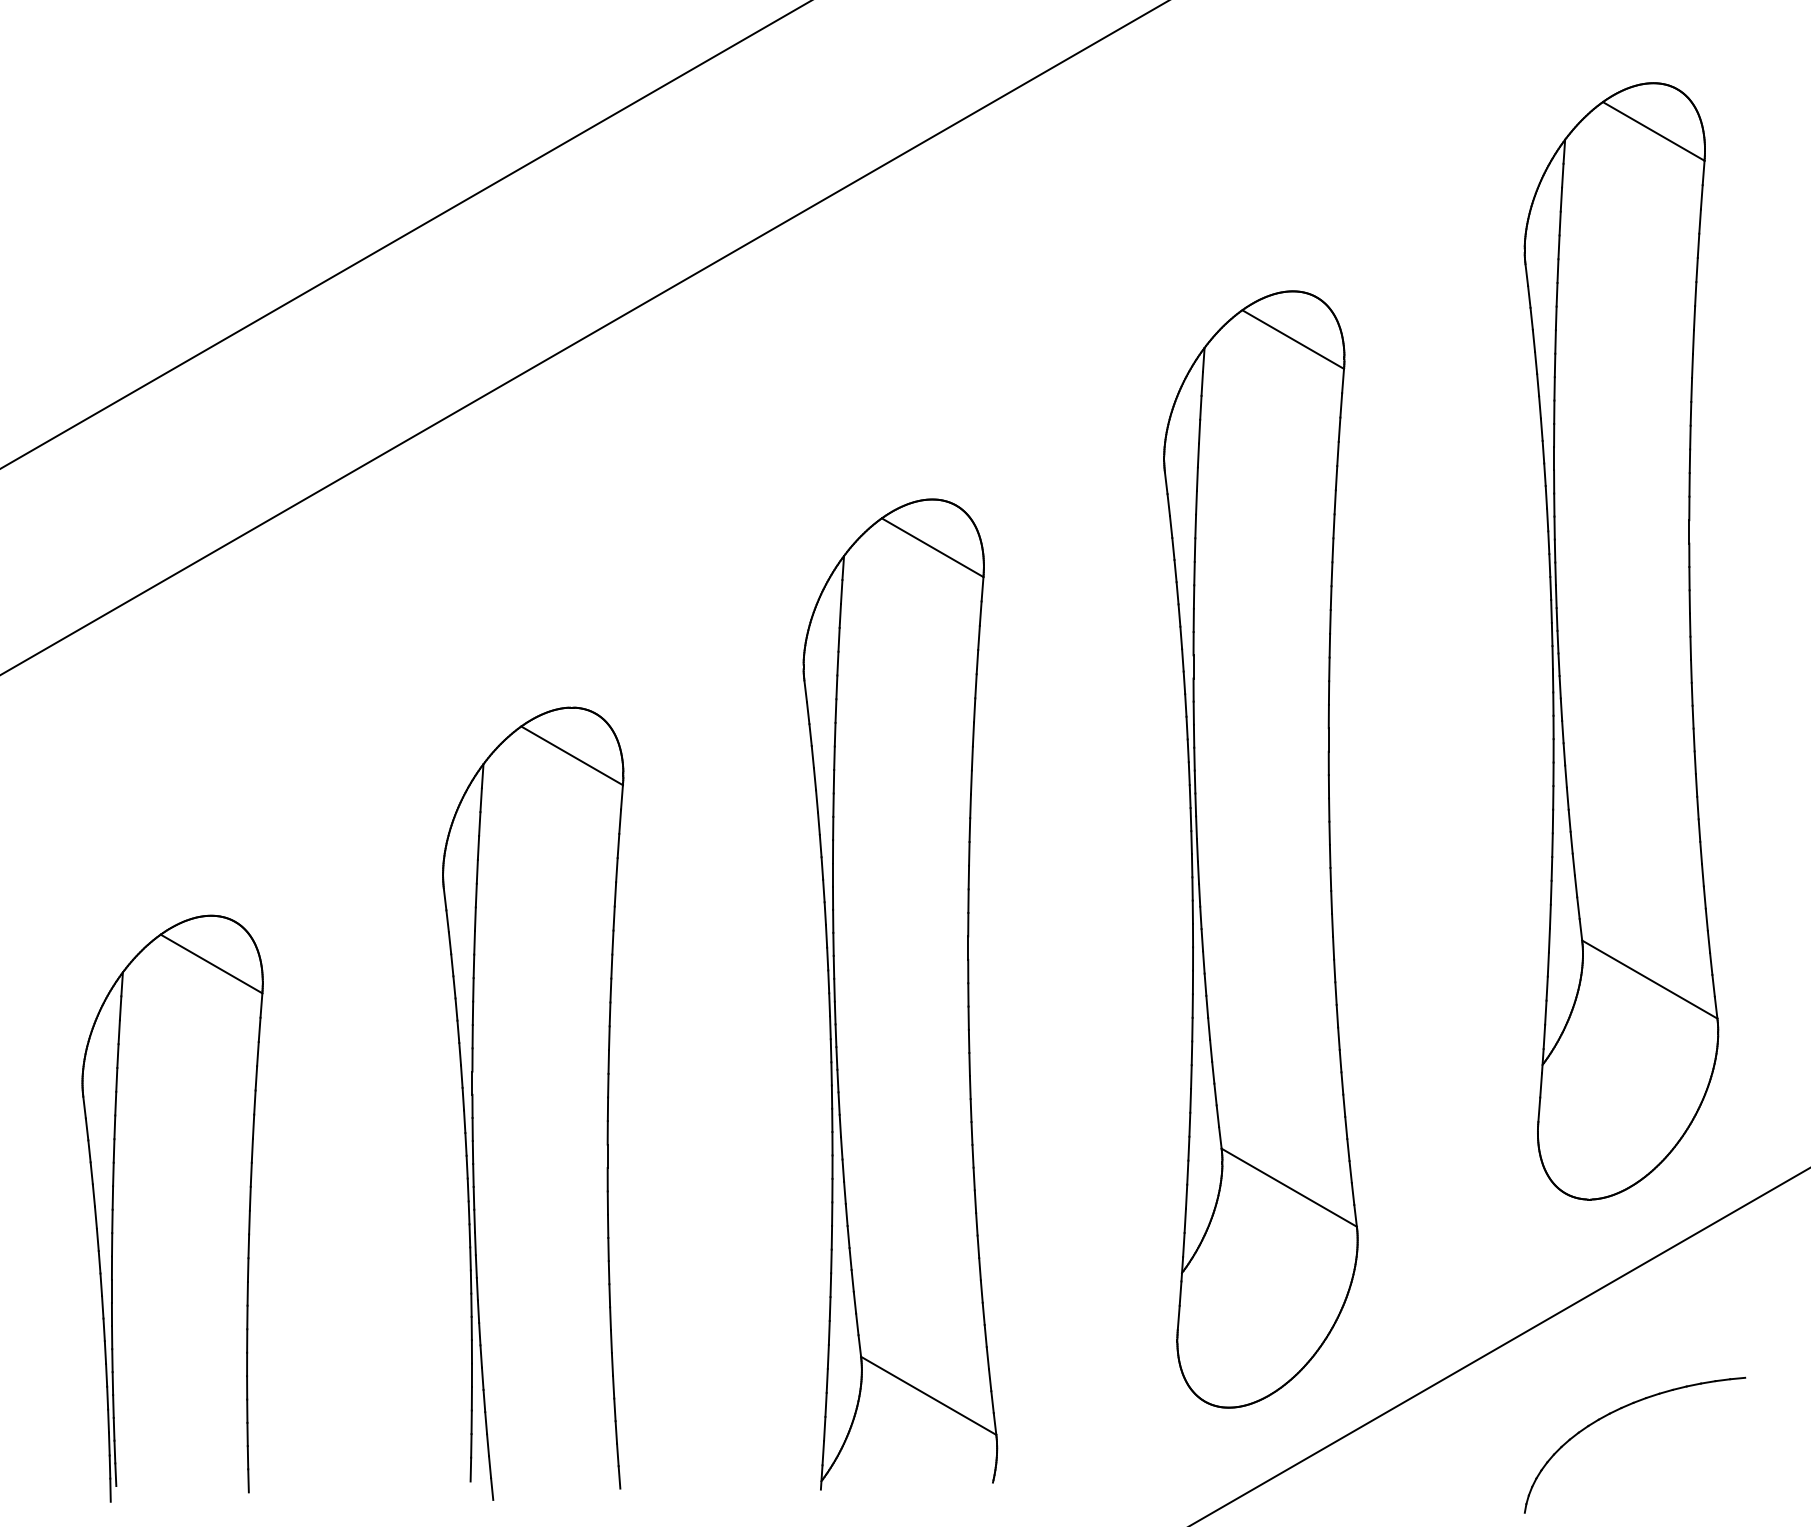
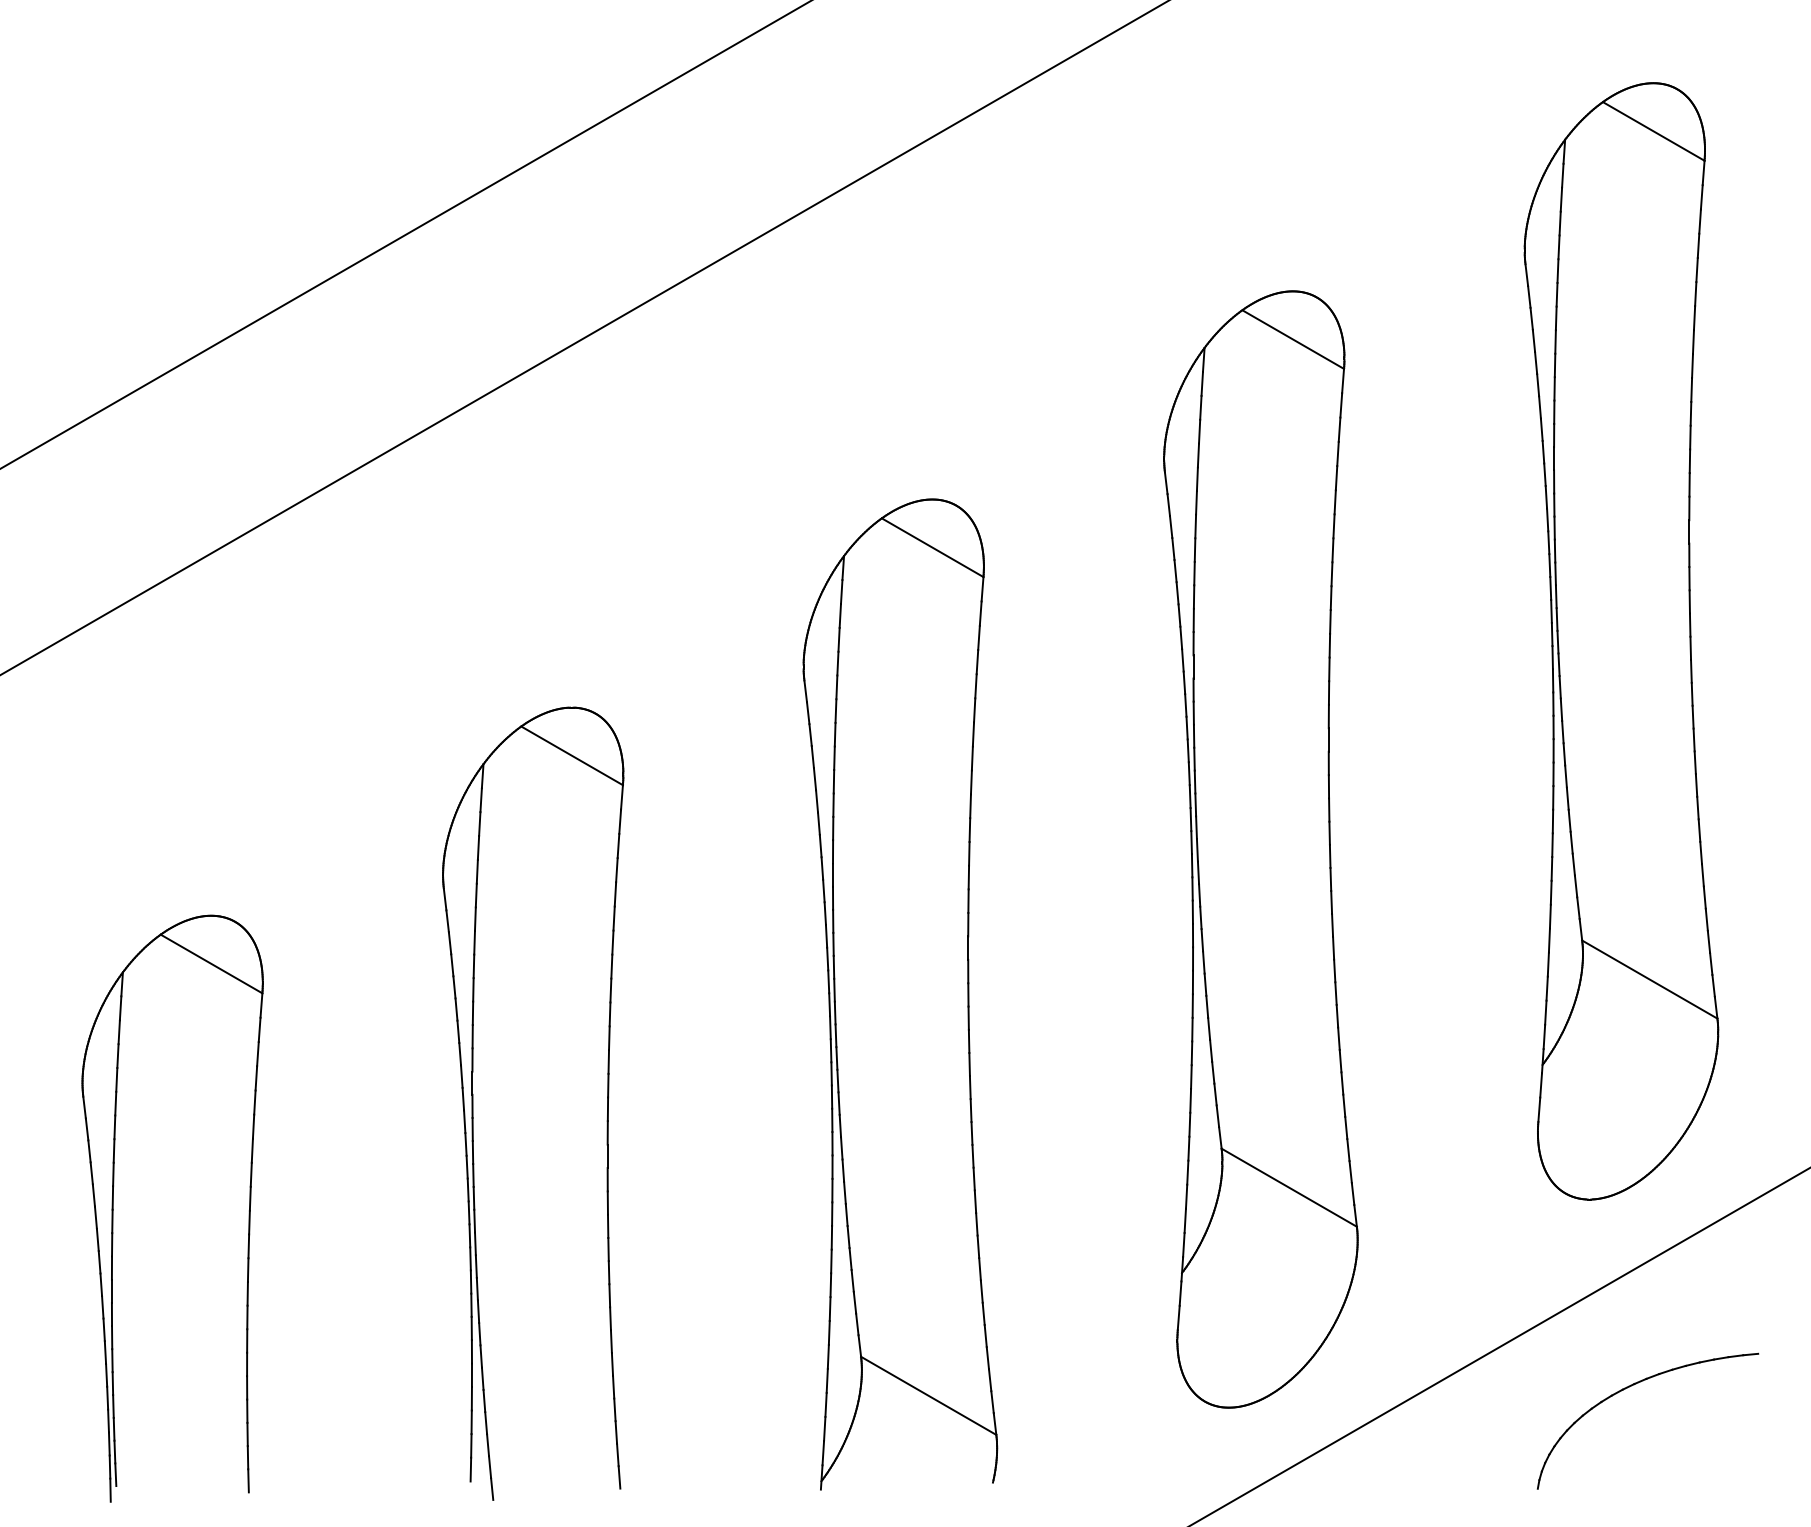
part position: (1621, 1409) -> (1634, 1385) (1634, 1385)
